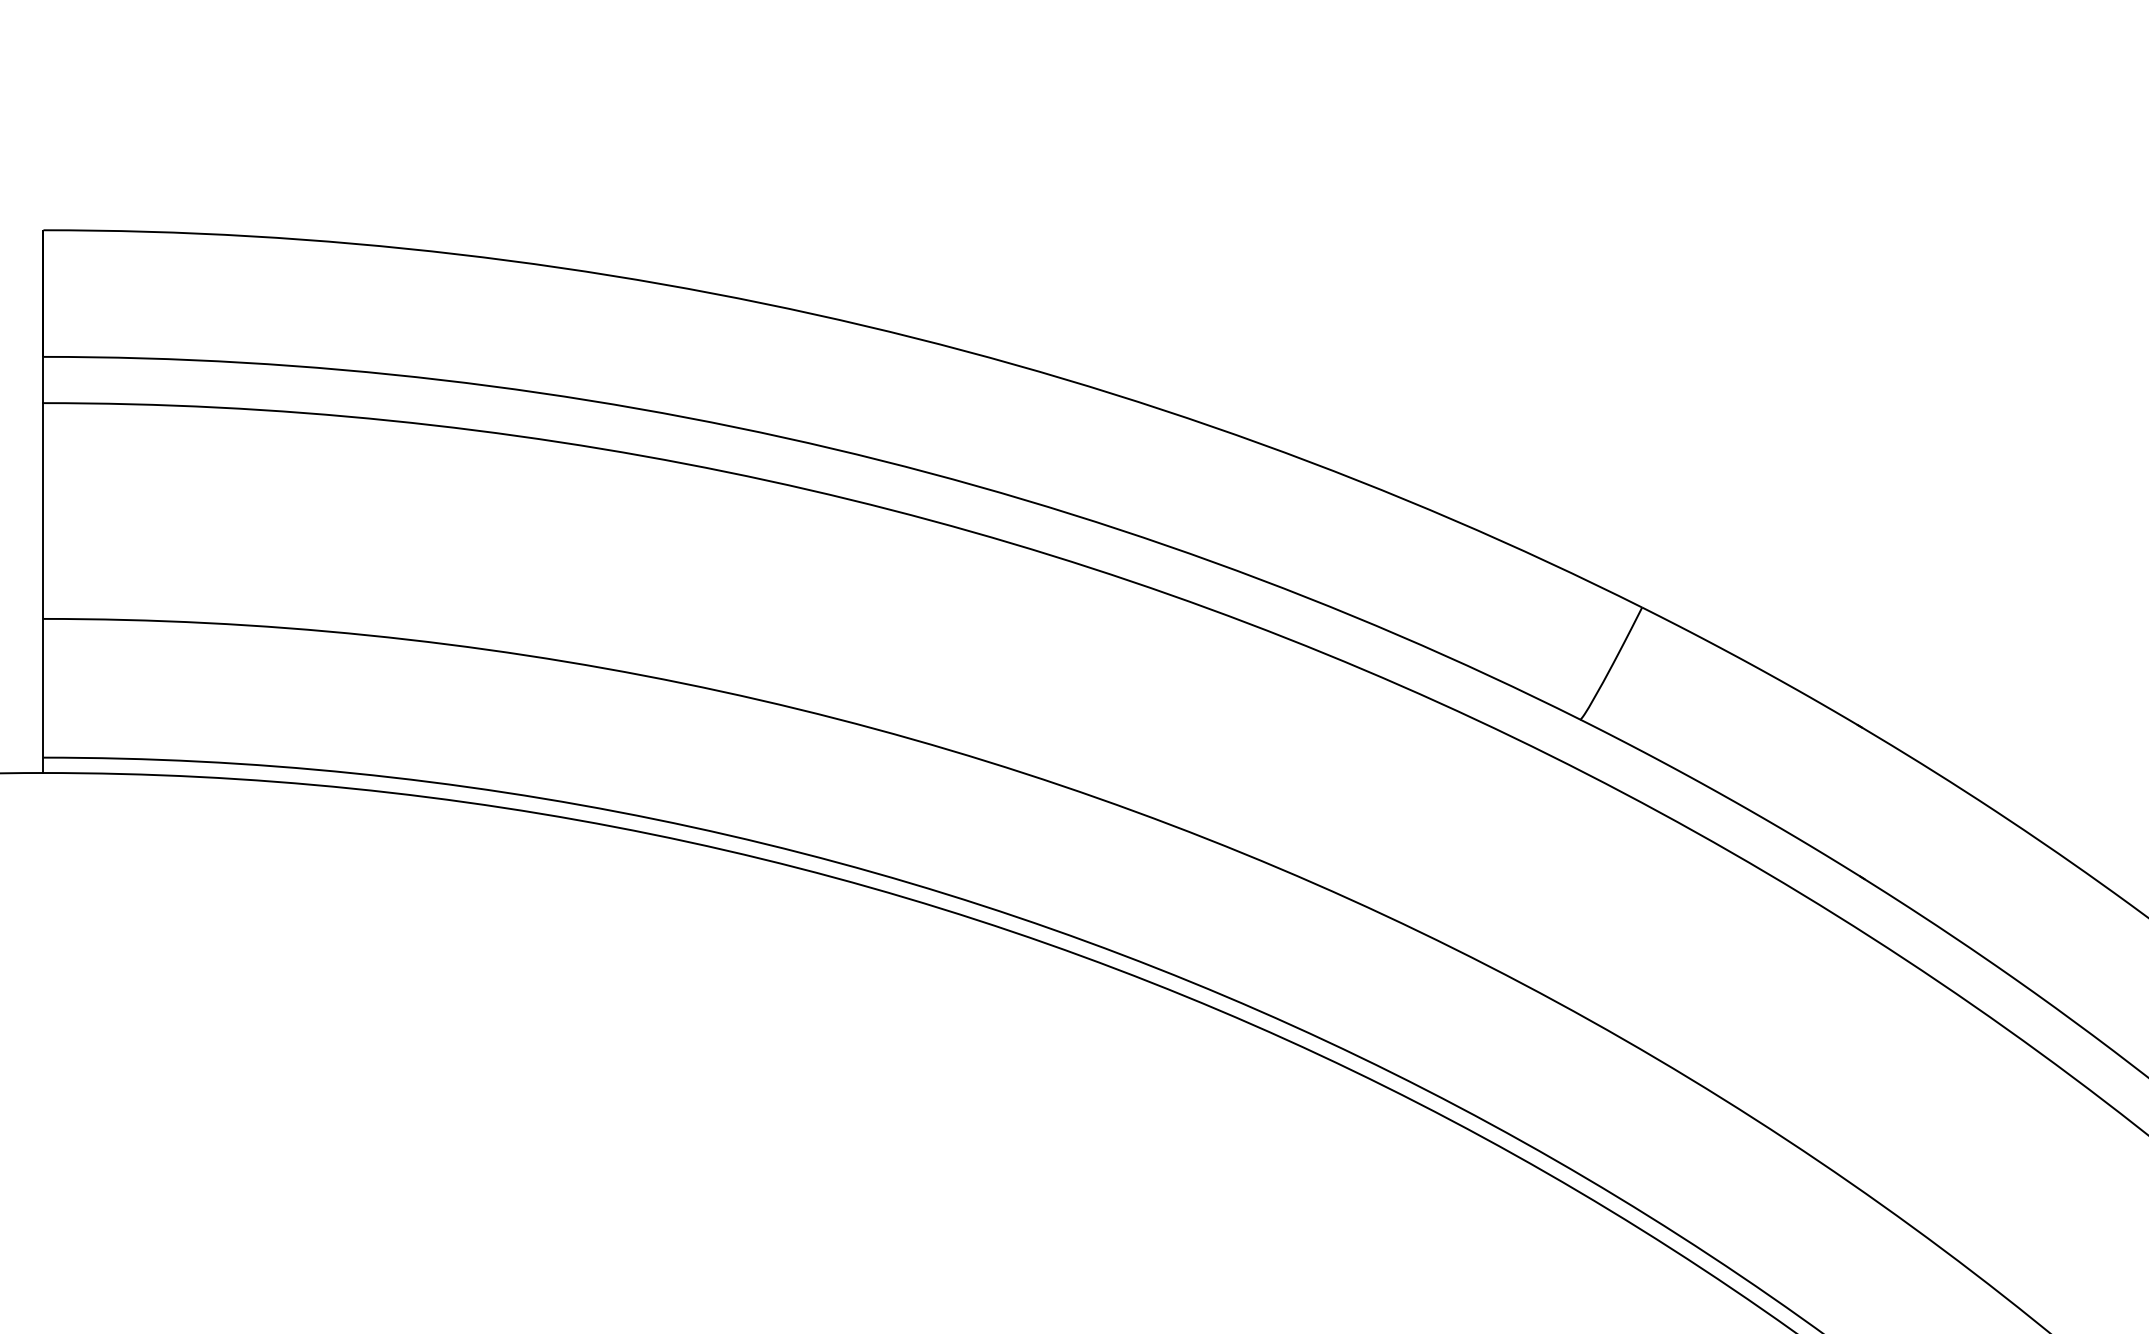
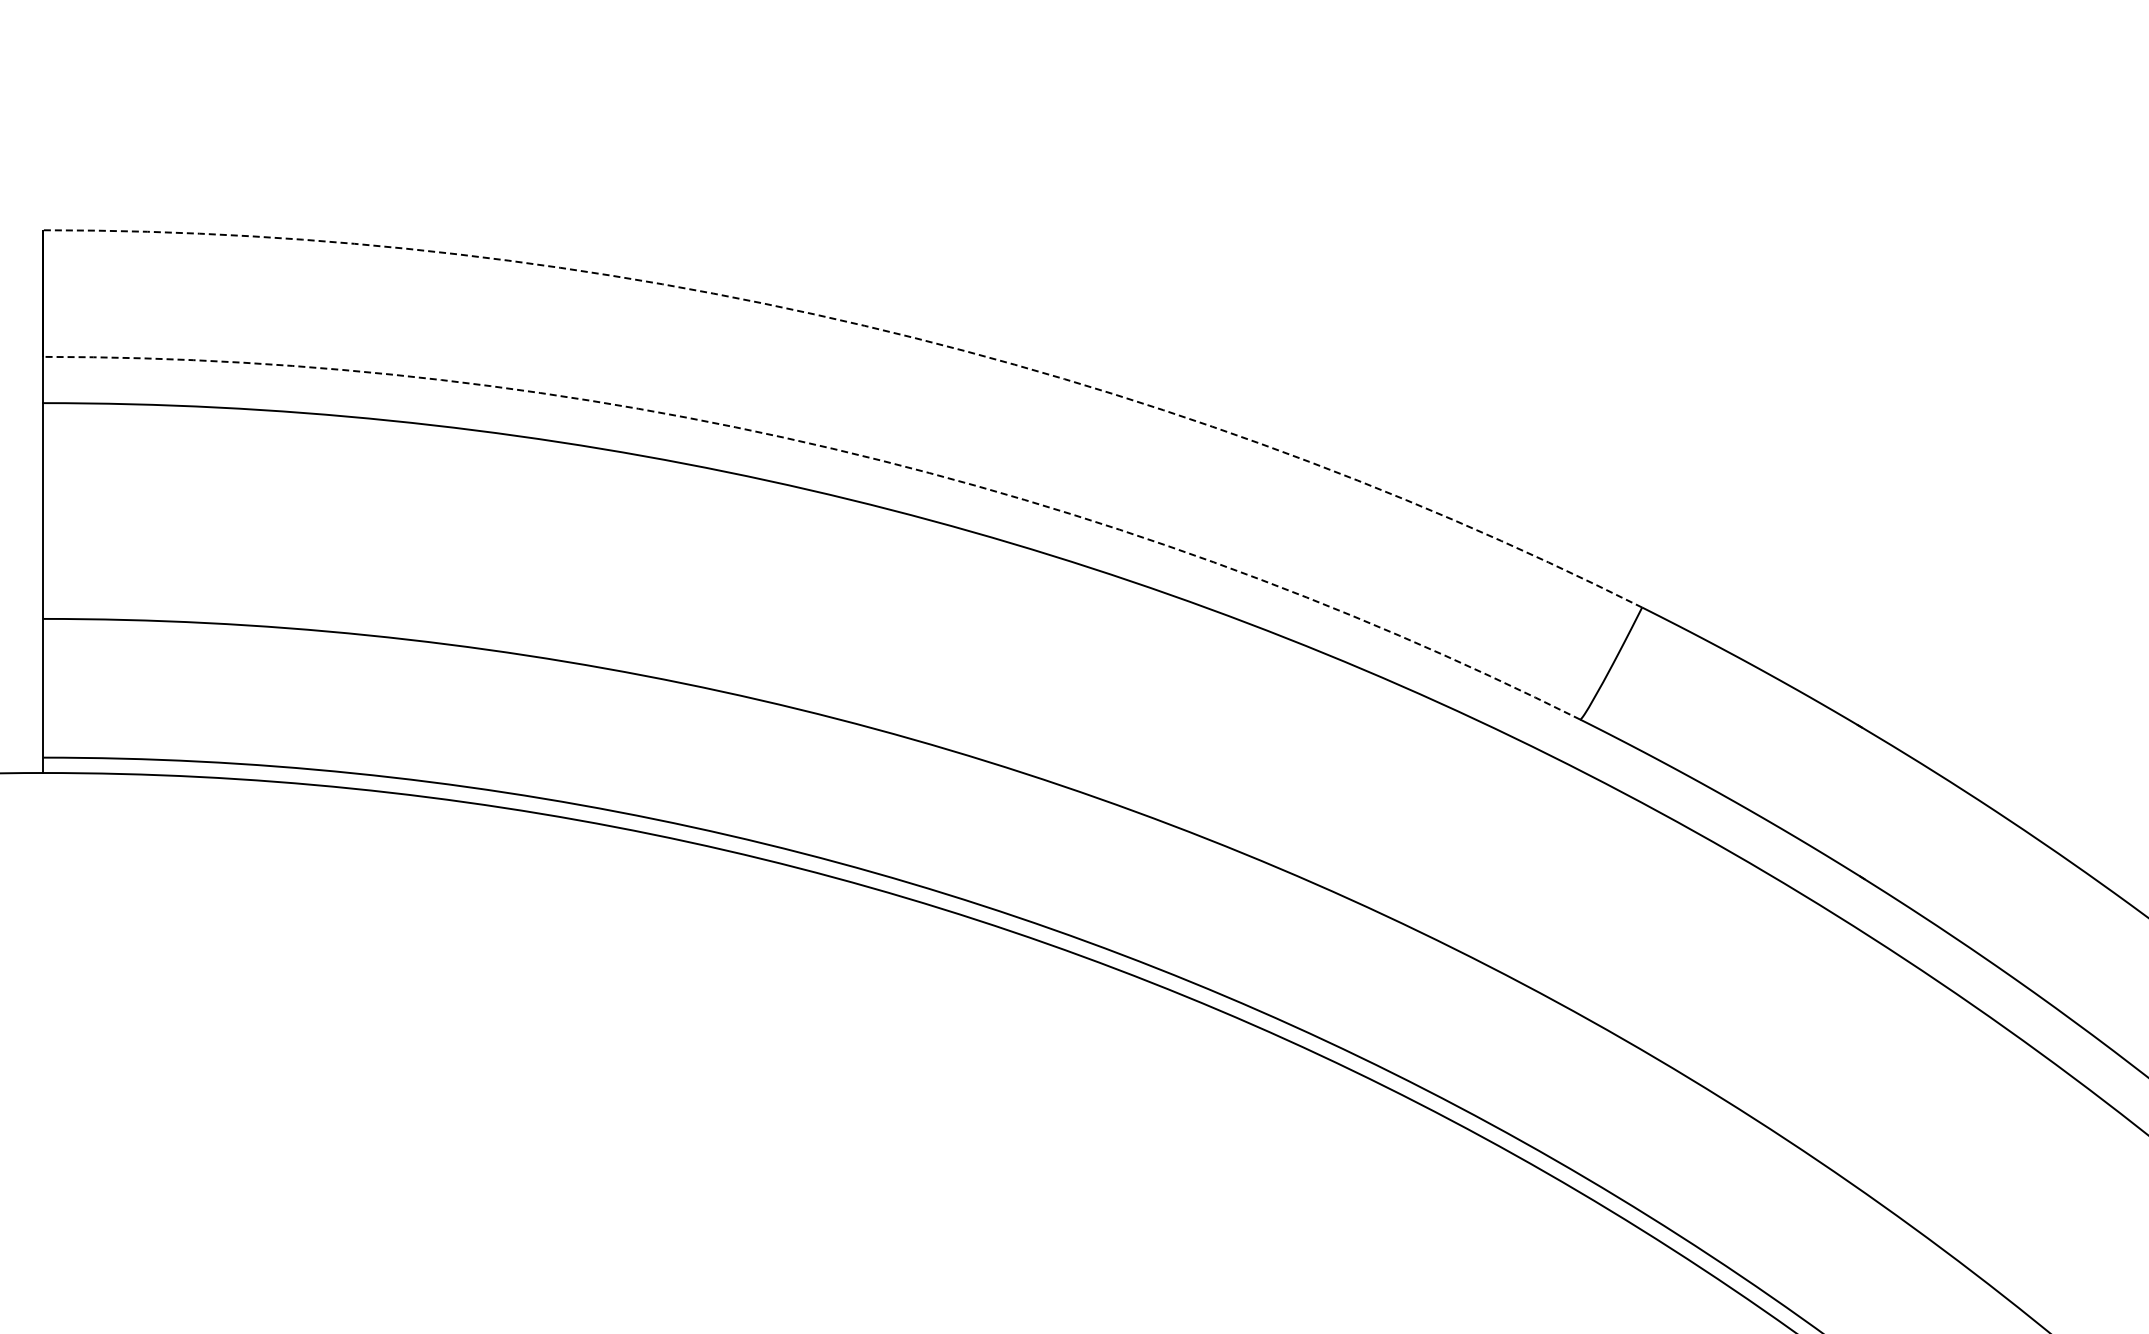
arc: solid -> dashed (864, 325)
arc: solid -> dashed (832, 448)
